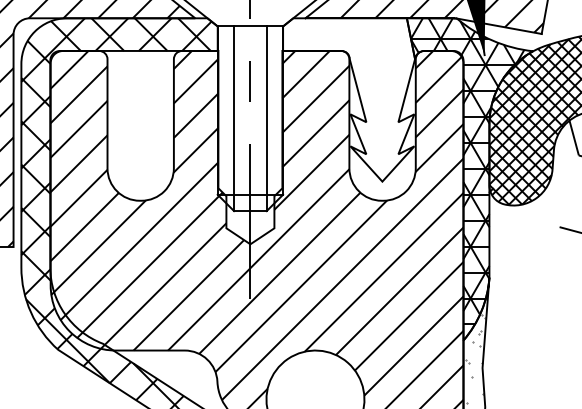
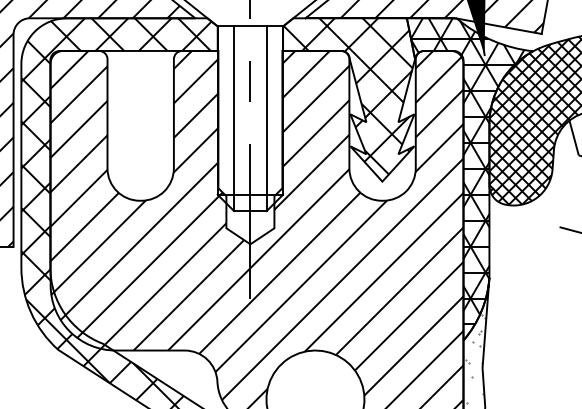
hatch: none -> present (347, 96)
